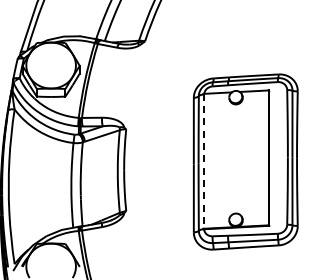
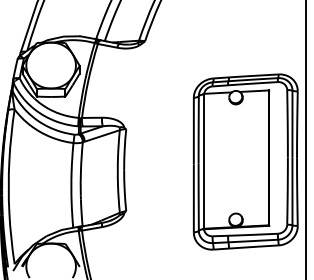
line: none -> present (306, 139)
line: dashed -> solid (203, 161)
